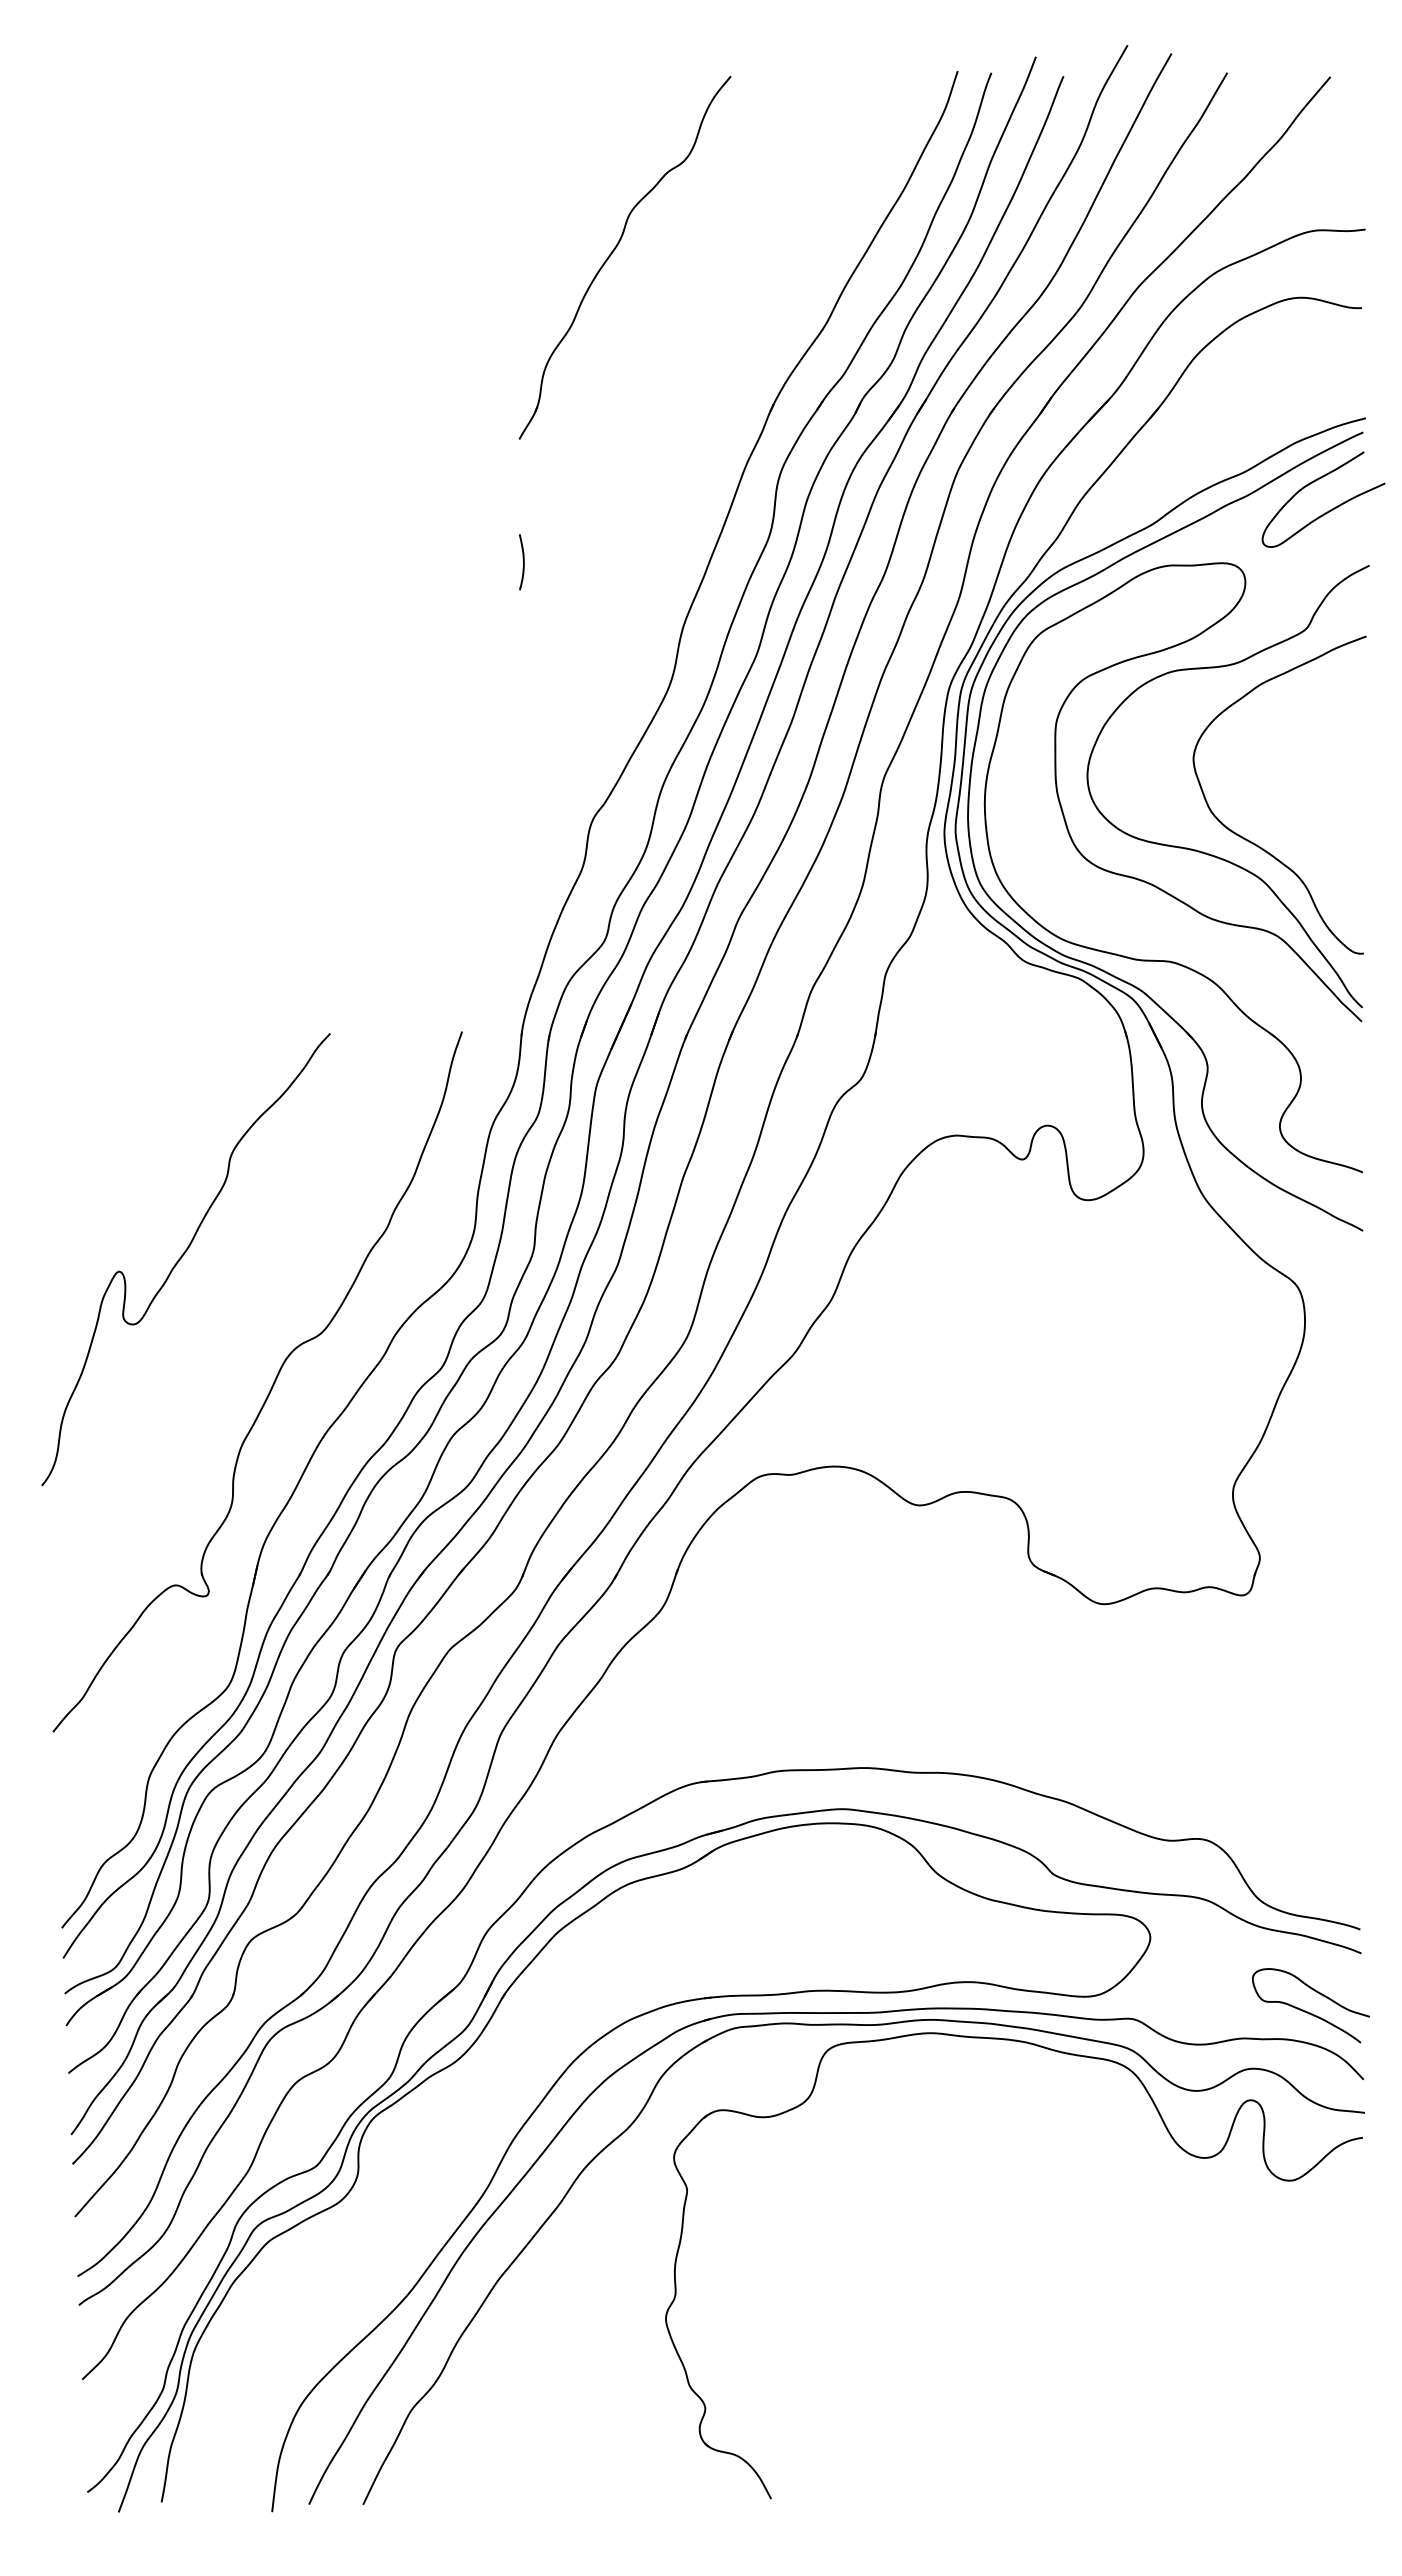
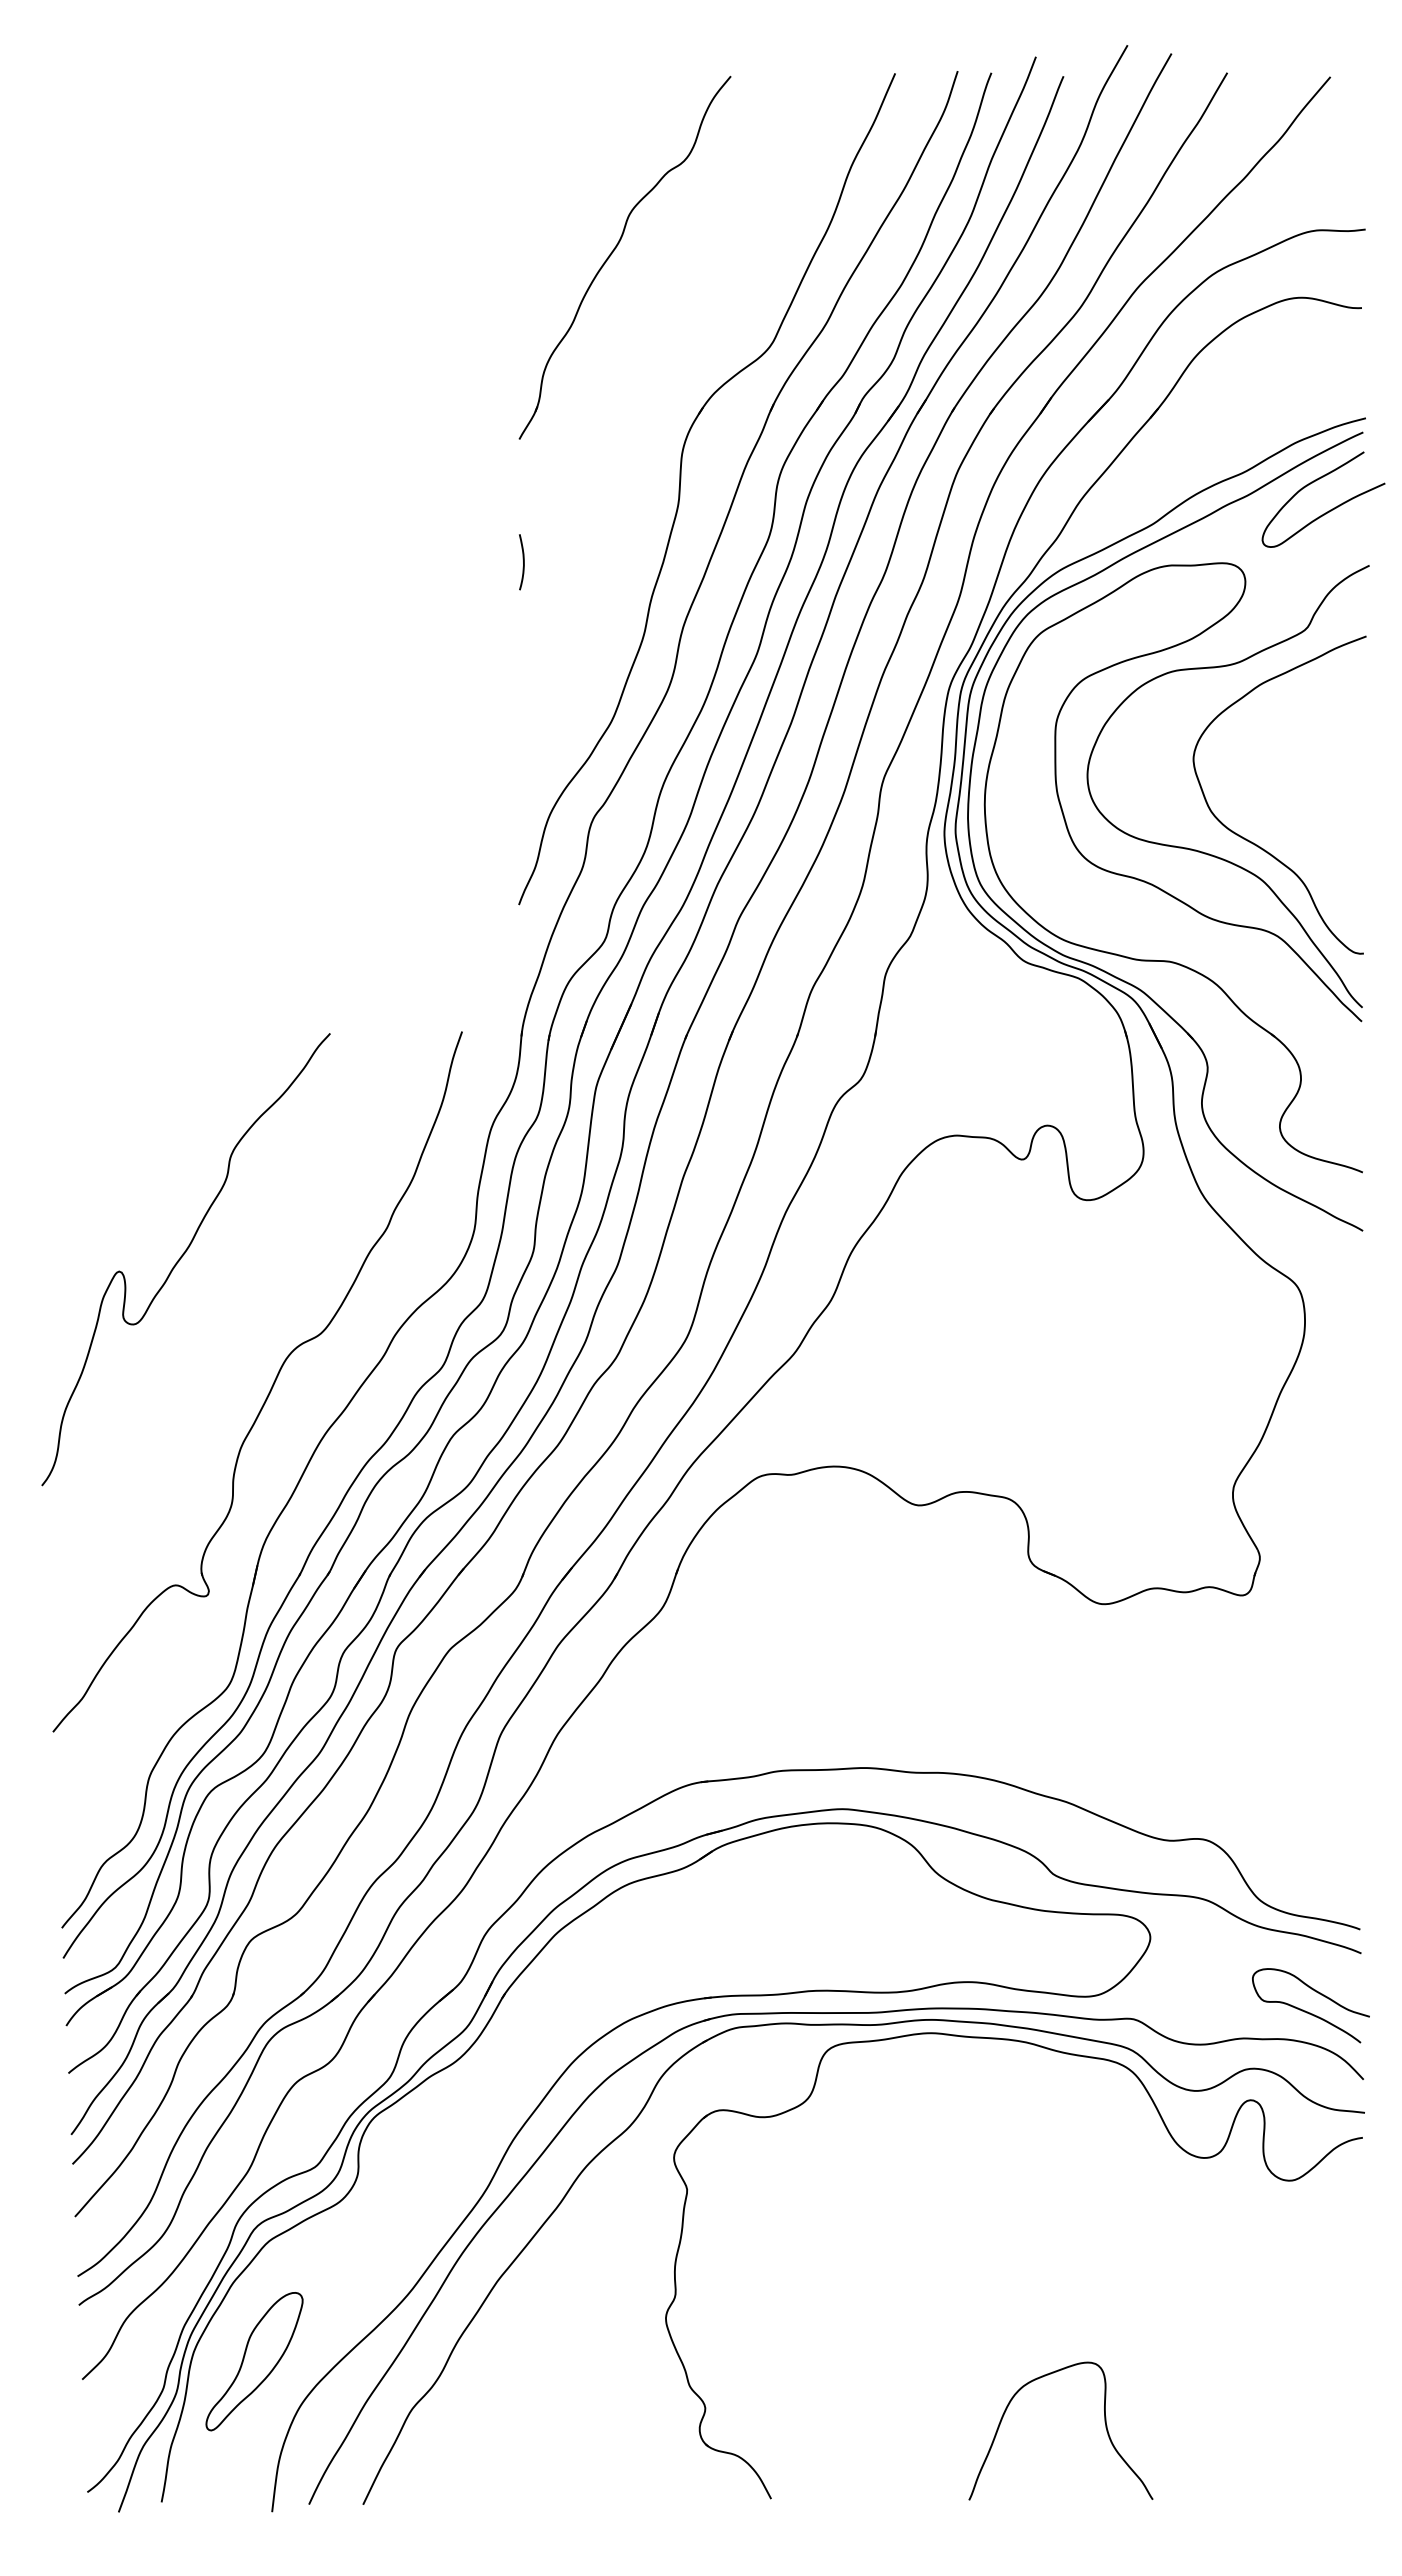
part: none -> present (680, 489)
part: none -> present (254, 2361)
curve: none -> present (1104, 2422)
